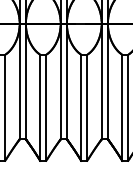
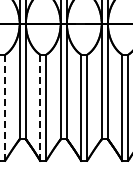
line: solid -> dashed (5, 107)
line: solid -> dashed (40, 107)
